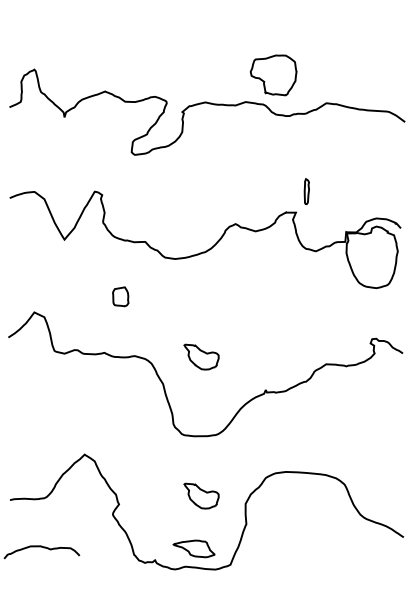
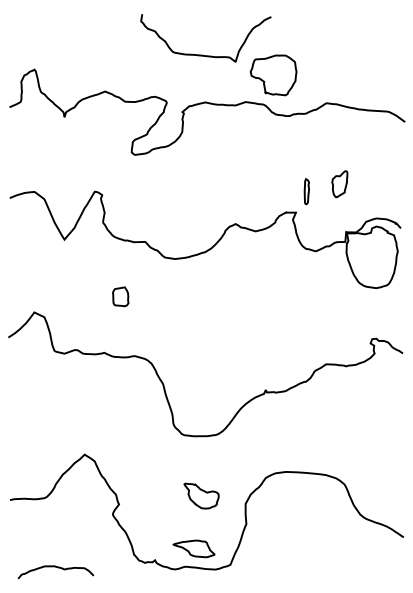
curve: none -> present (203, 54)
part: none -> present (339, 184)
part: present -> none (201, 356)
curve position: (43, 548) -> (57, 568) (57, 568)
